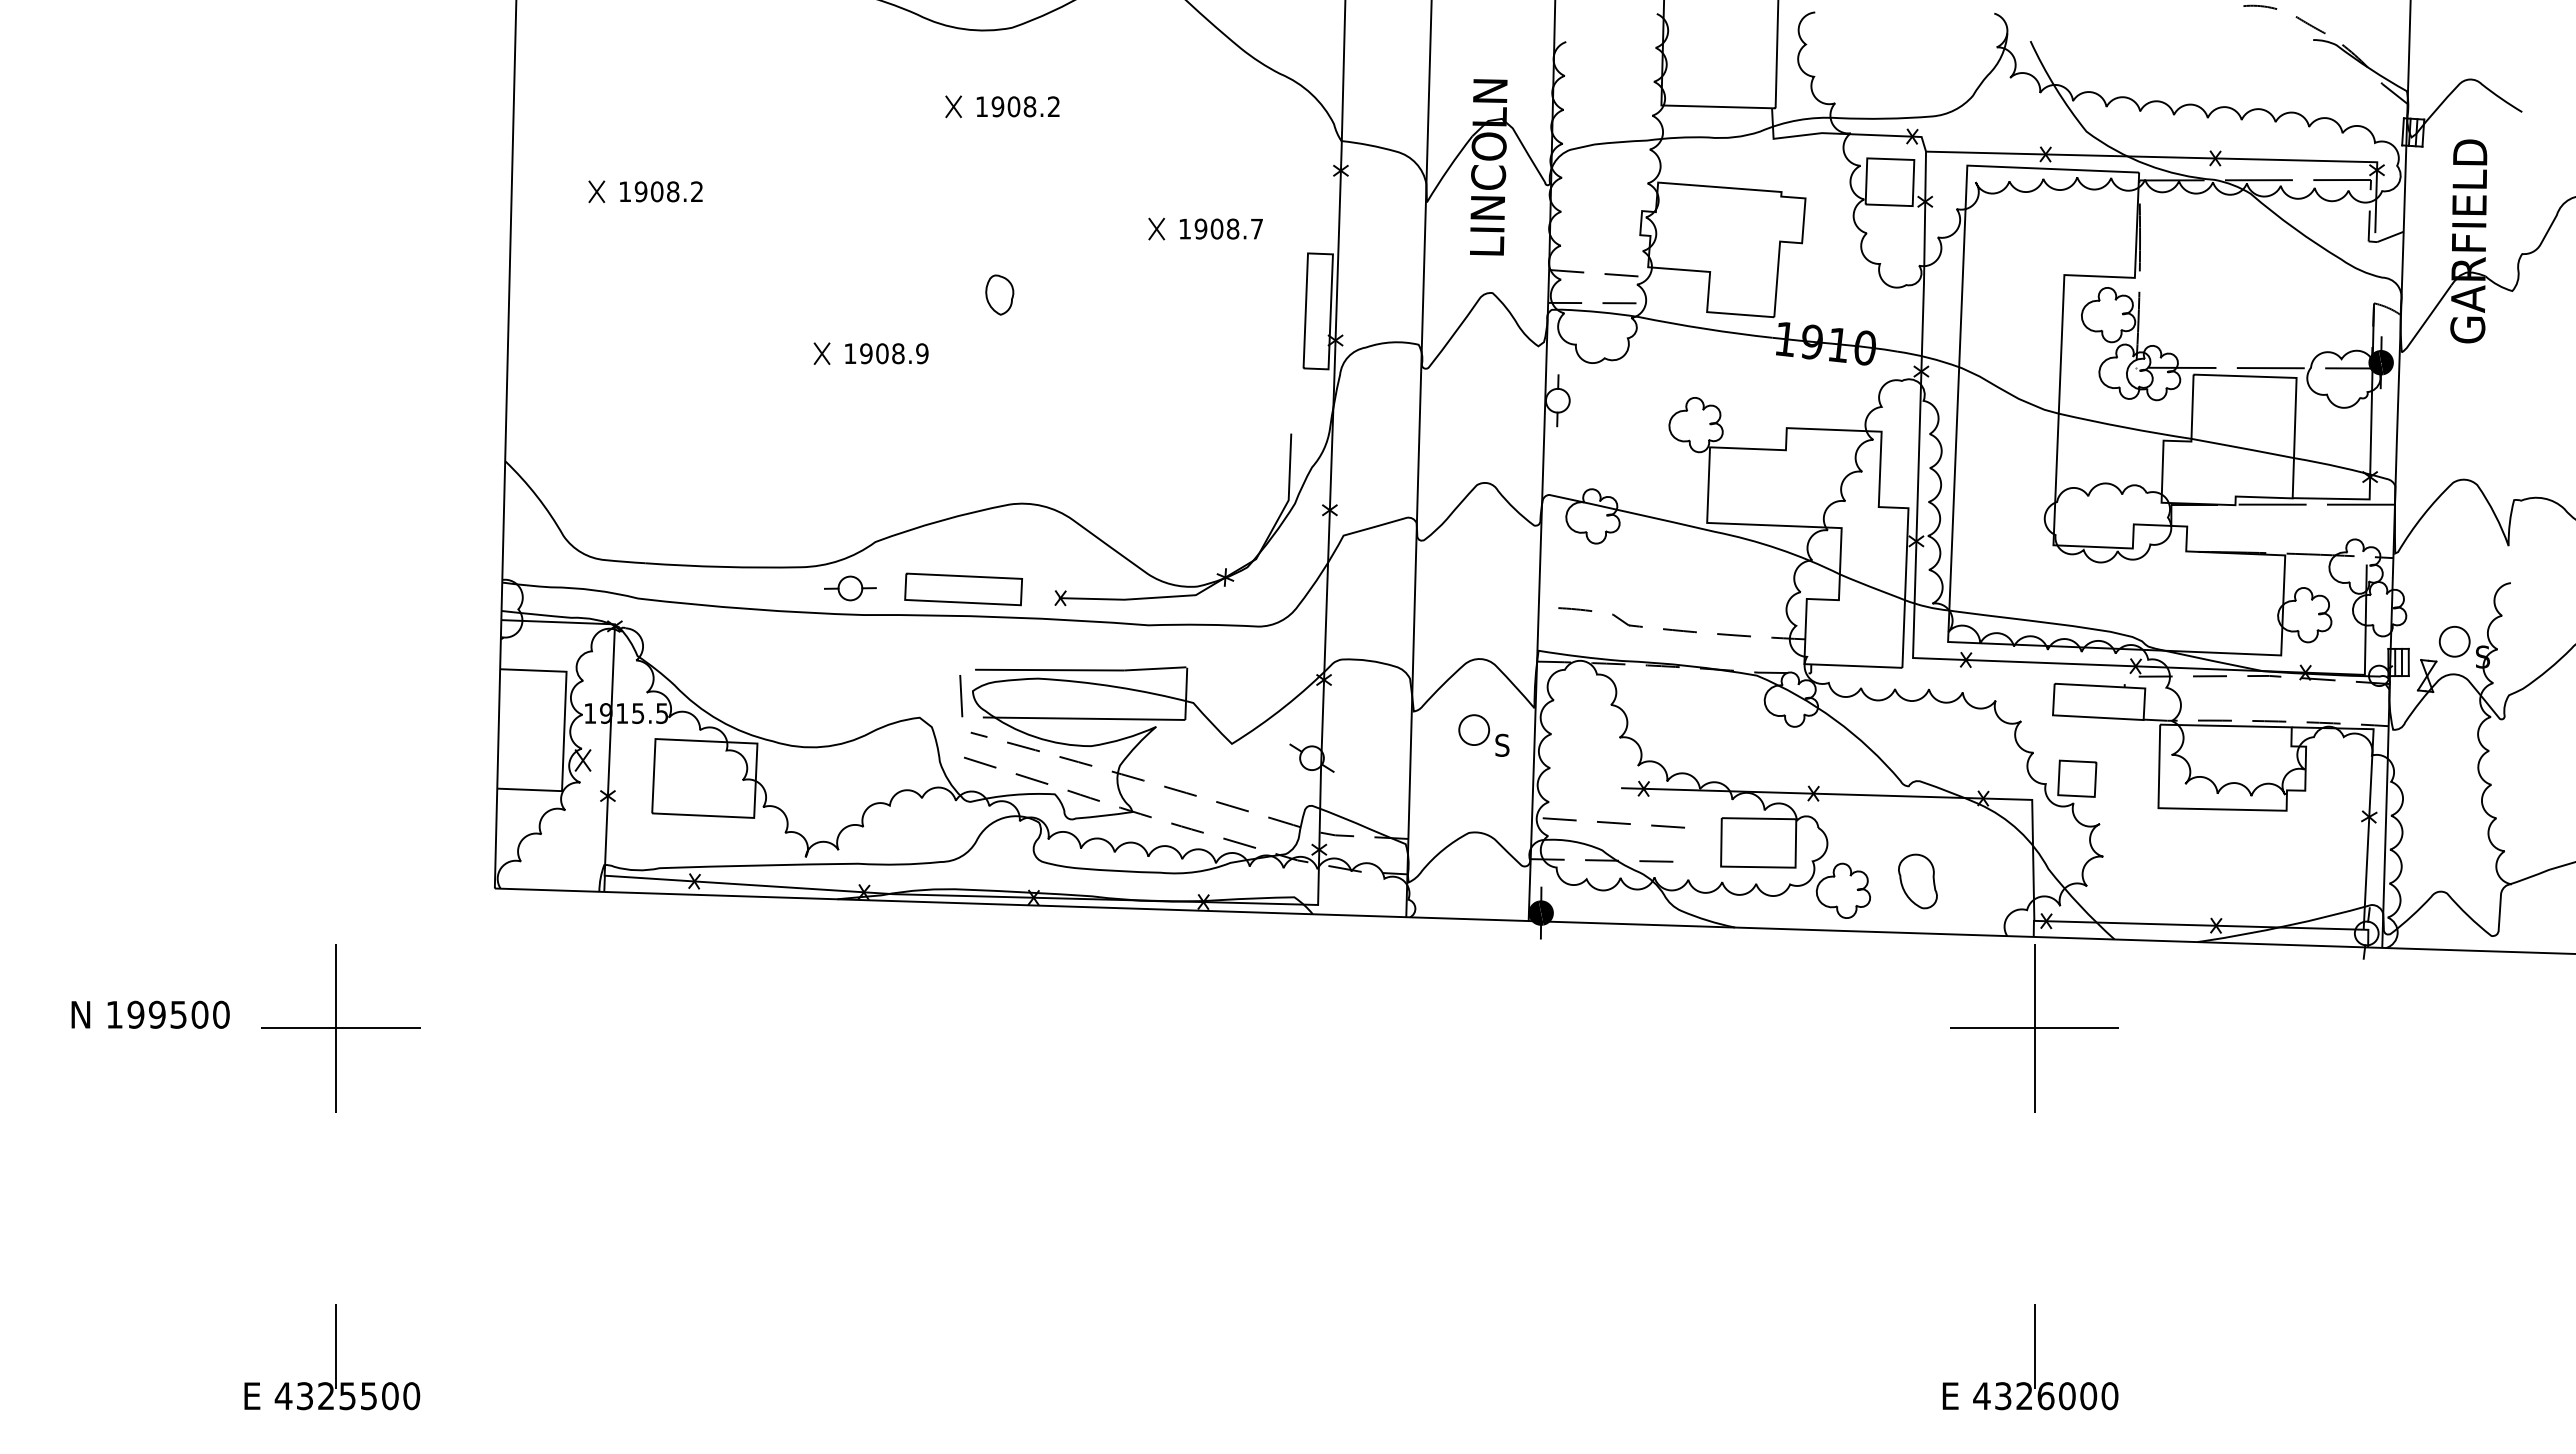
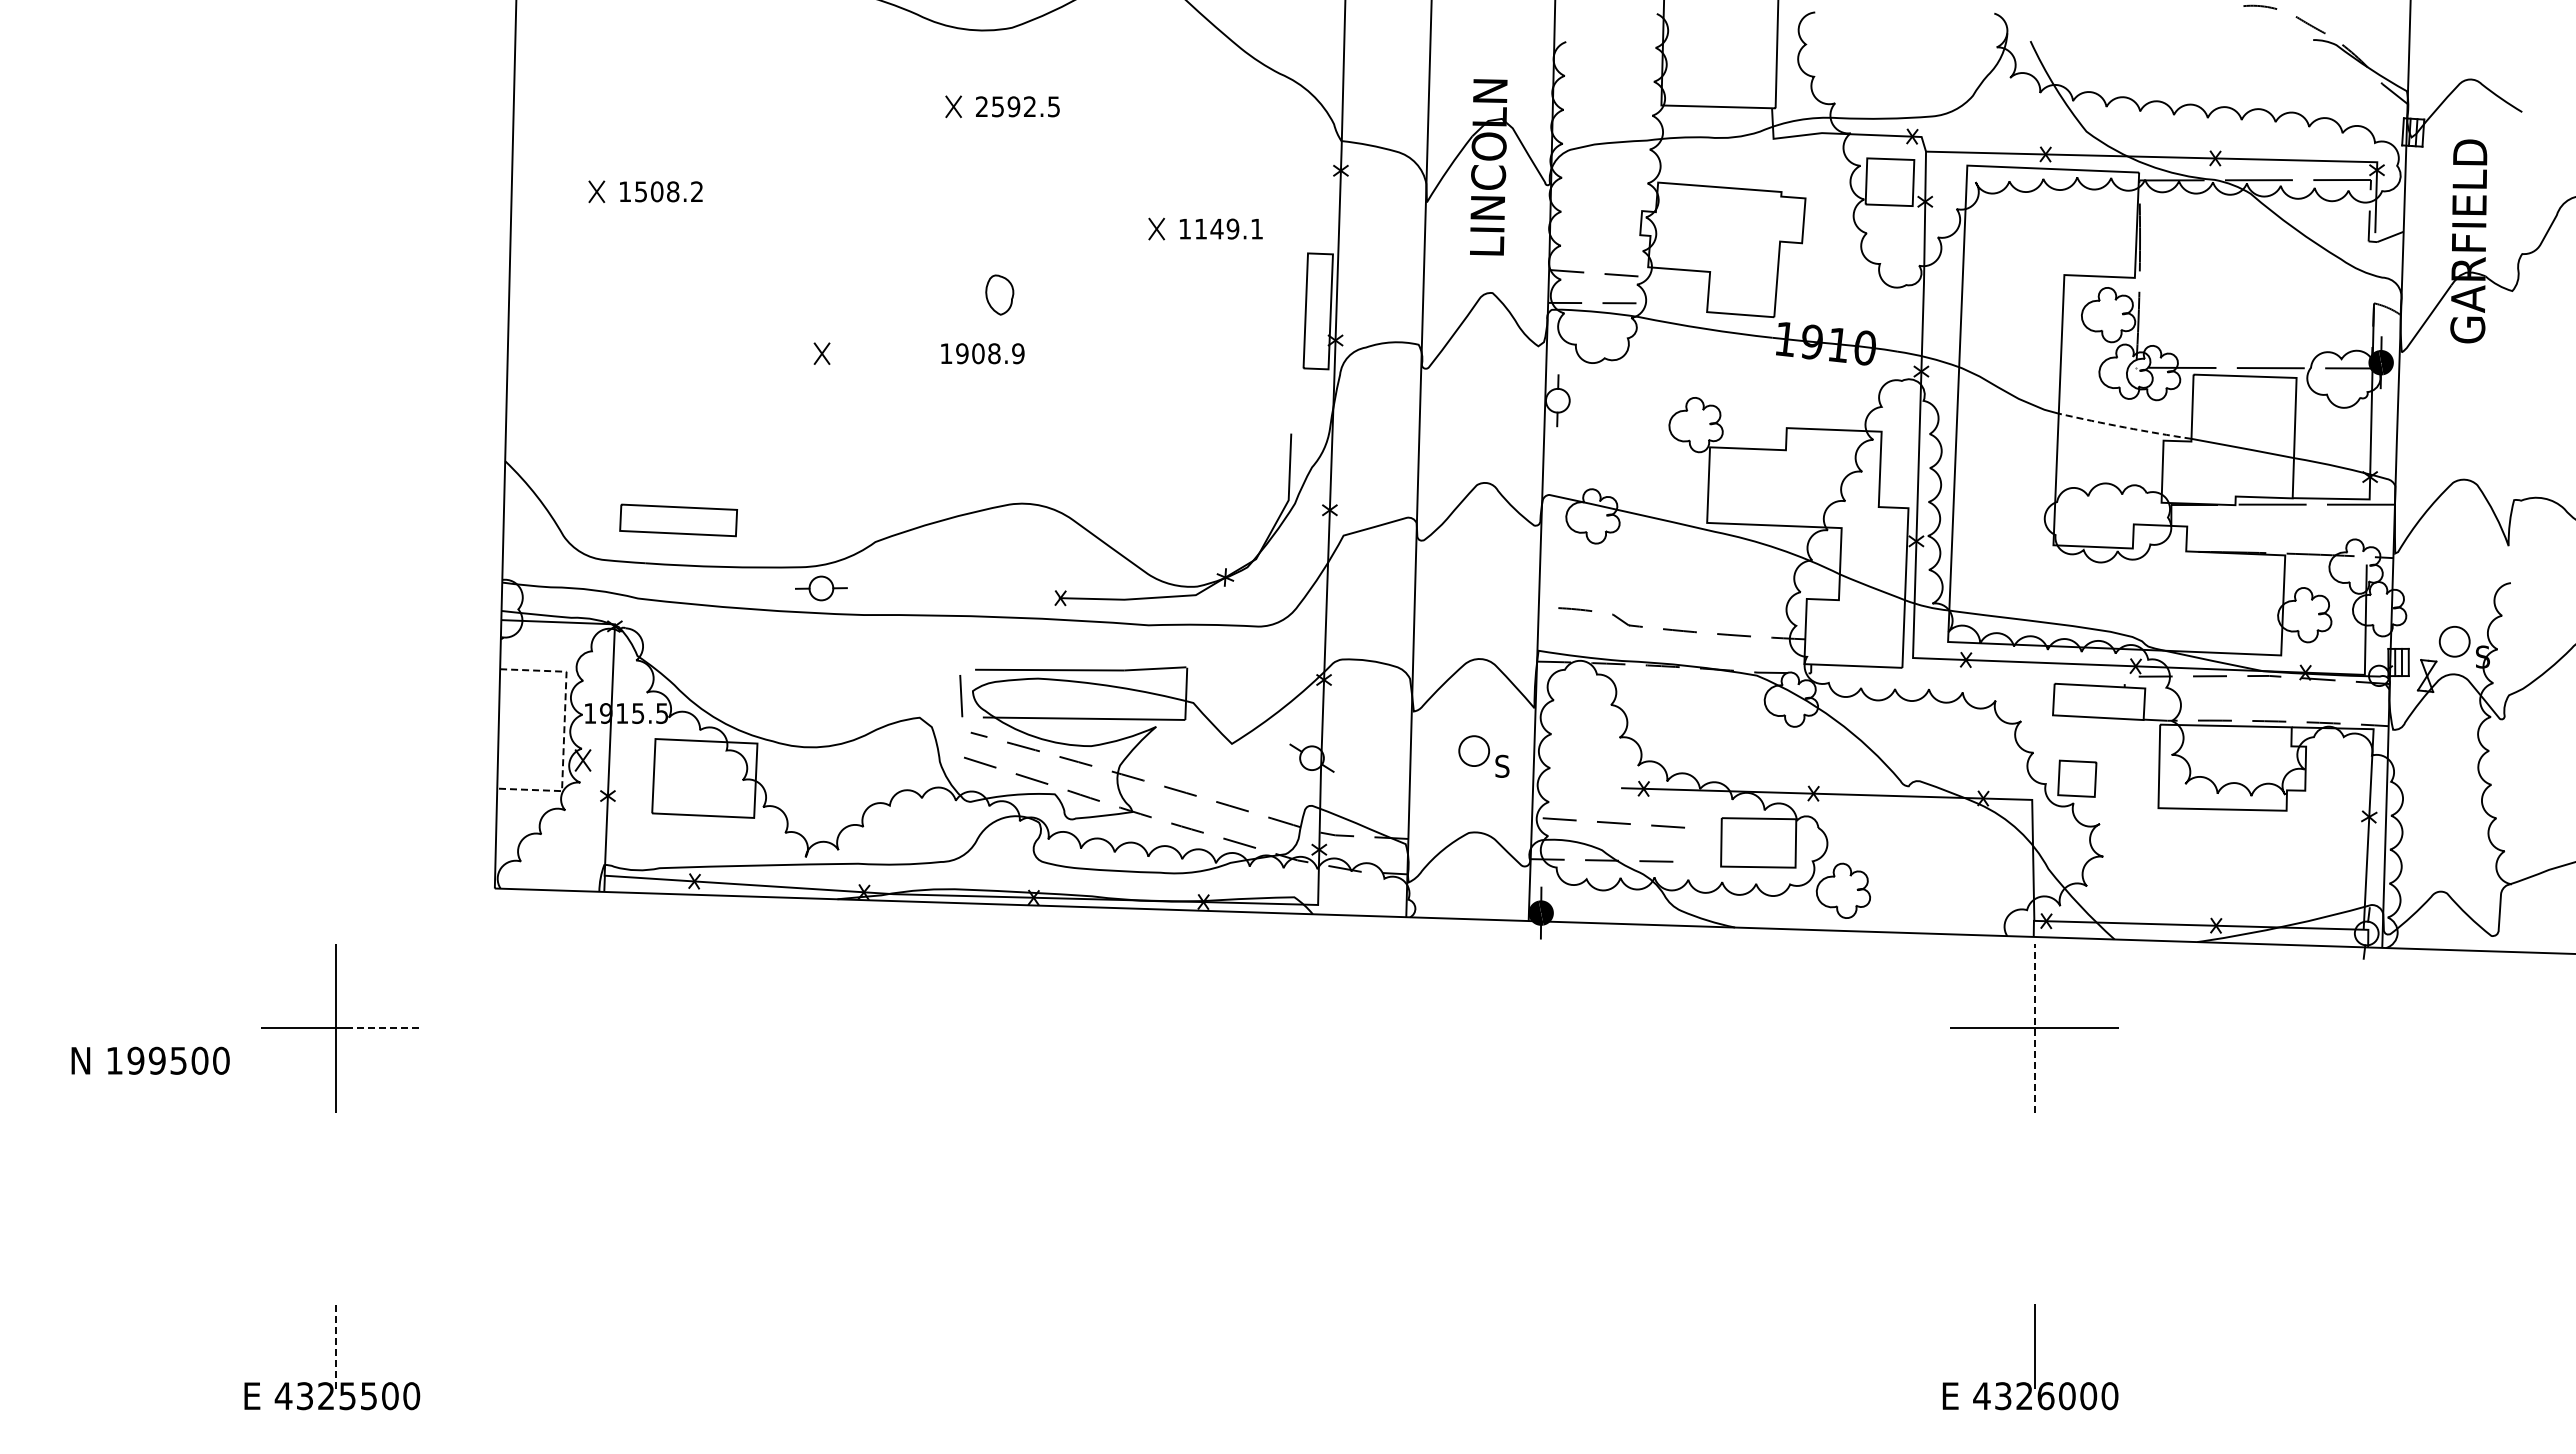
text: 1908.2 -> 2592.5 (1017, 106)
text: 1908.2 -> 1508.2 (640, 191)
text: 1908.7 -> 1149.1 (1228, 228)
text position: (886, 353) -> (982, 353) (982, 353)
line: solid -> dashed (2124, 427)
part position: (850, 588) -> (821, 588) (821, 588)
part position: (963, 589) -> (678, 520) (678, 520)
line: solid -> dashed (564, 730)
part position: (1483, 735) -> (1483, 756) (1483, 756)
part: present -> none (1917, 881)
text position: (150, 1014) -> (150, 1060) (150, 1060)
line: solid -> dashed (384, 1028)
line: solid -> dashed (2034, 1028)
line: solid -> dashed (336, 1346)
